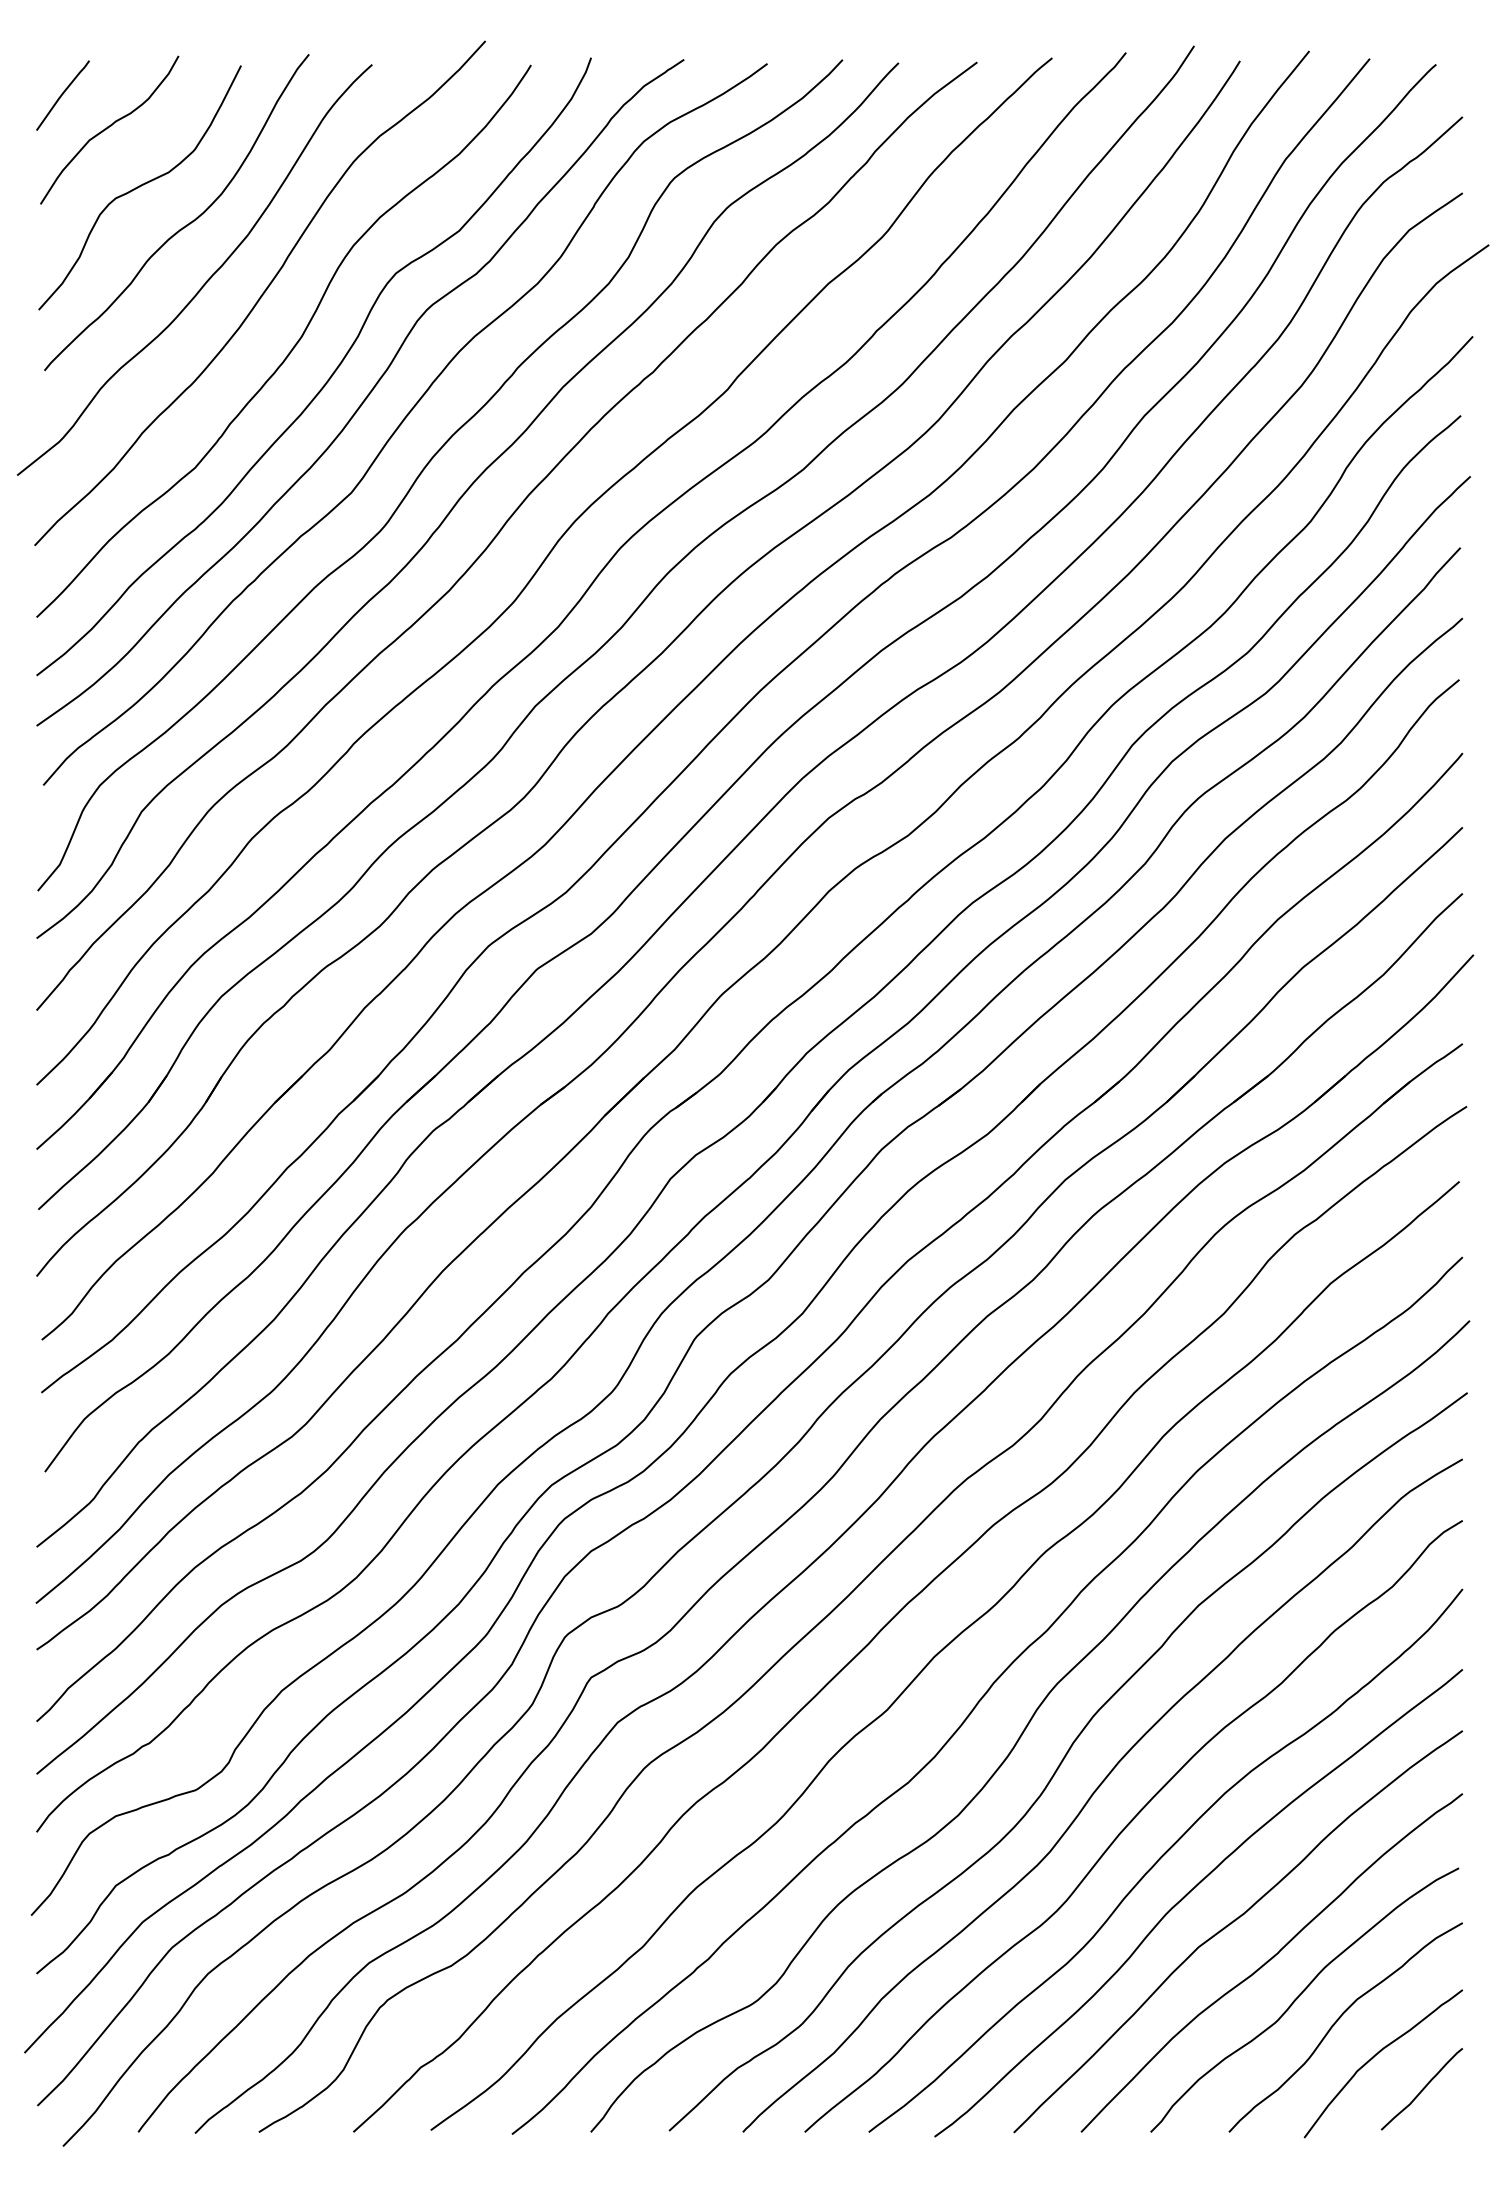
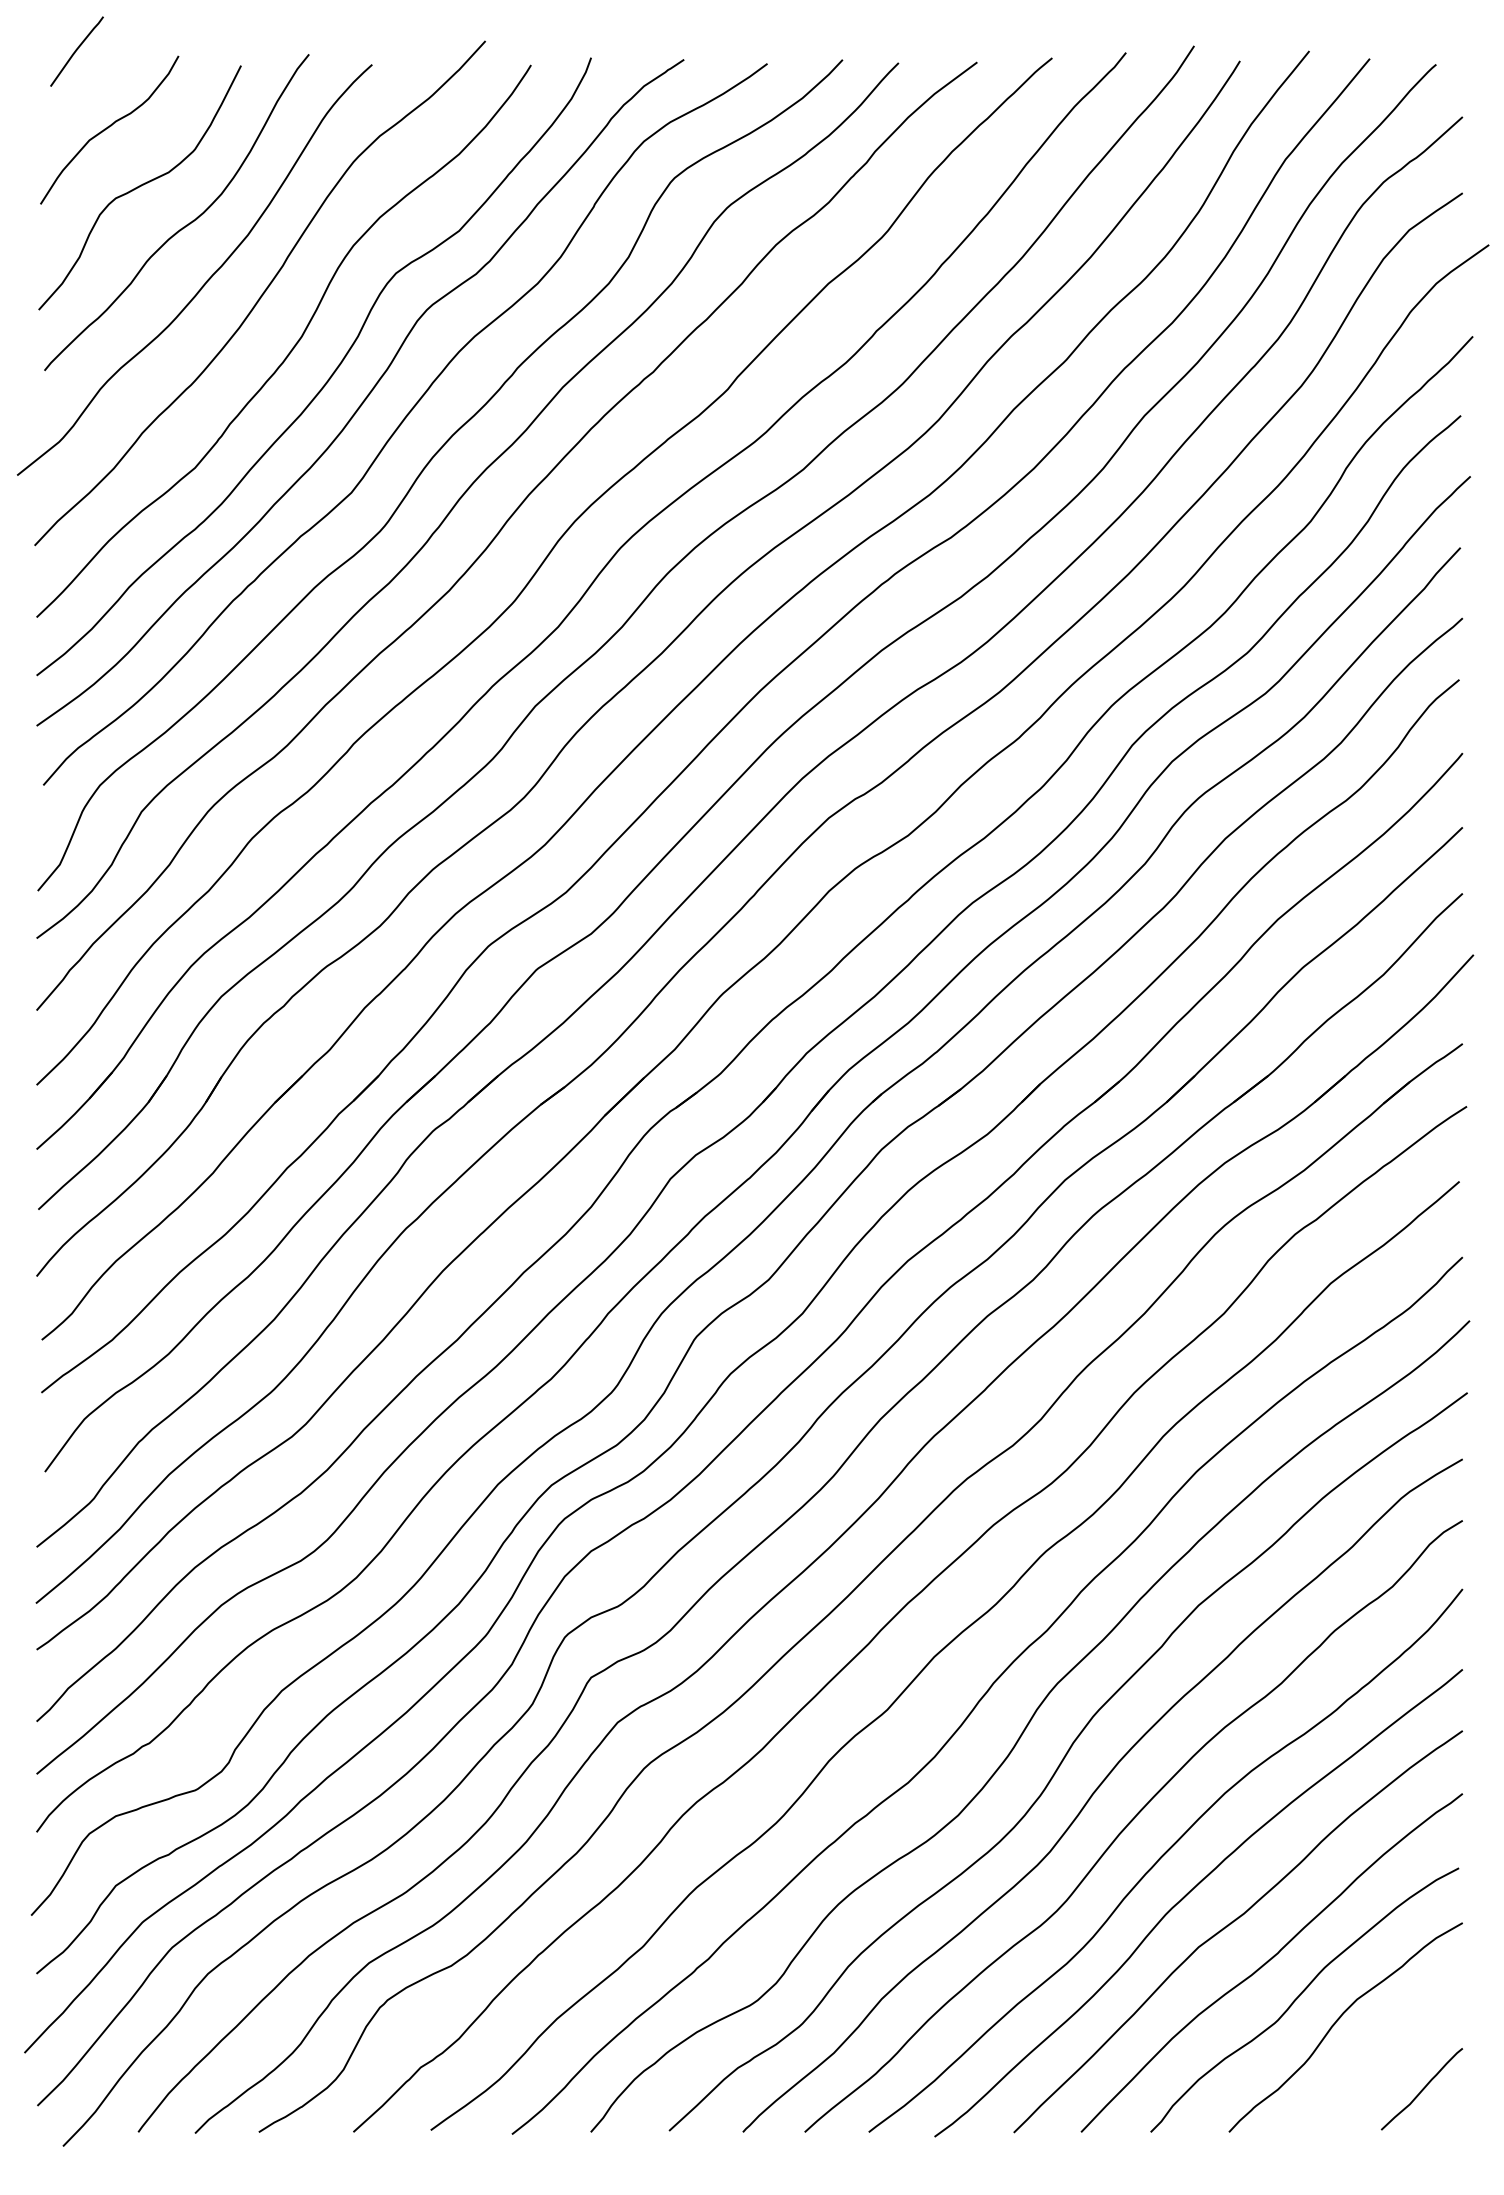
curve position: (62, 95) -> (76, 51) (76, 51)
curve: present -> none (1376, 2055)
